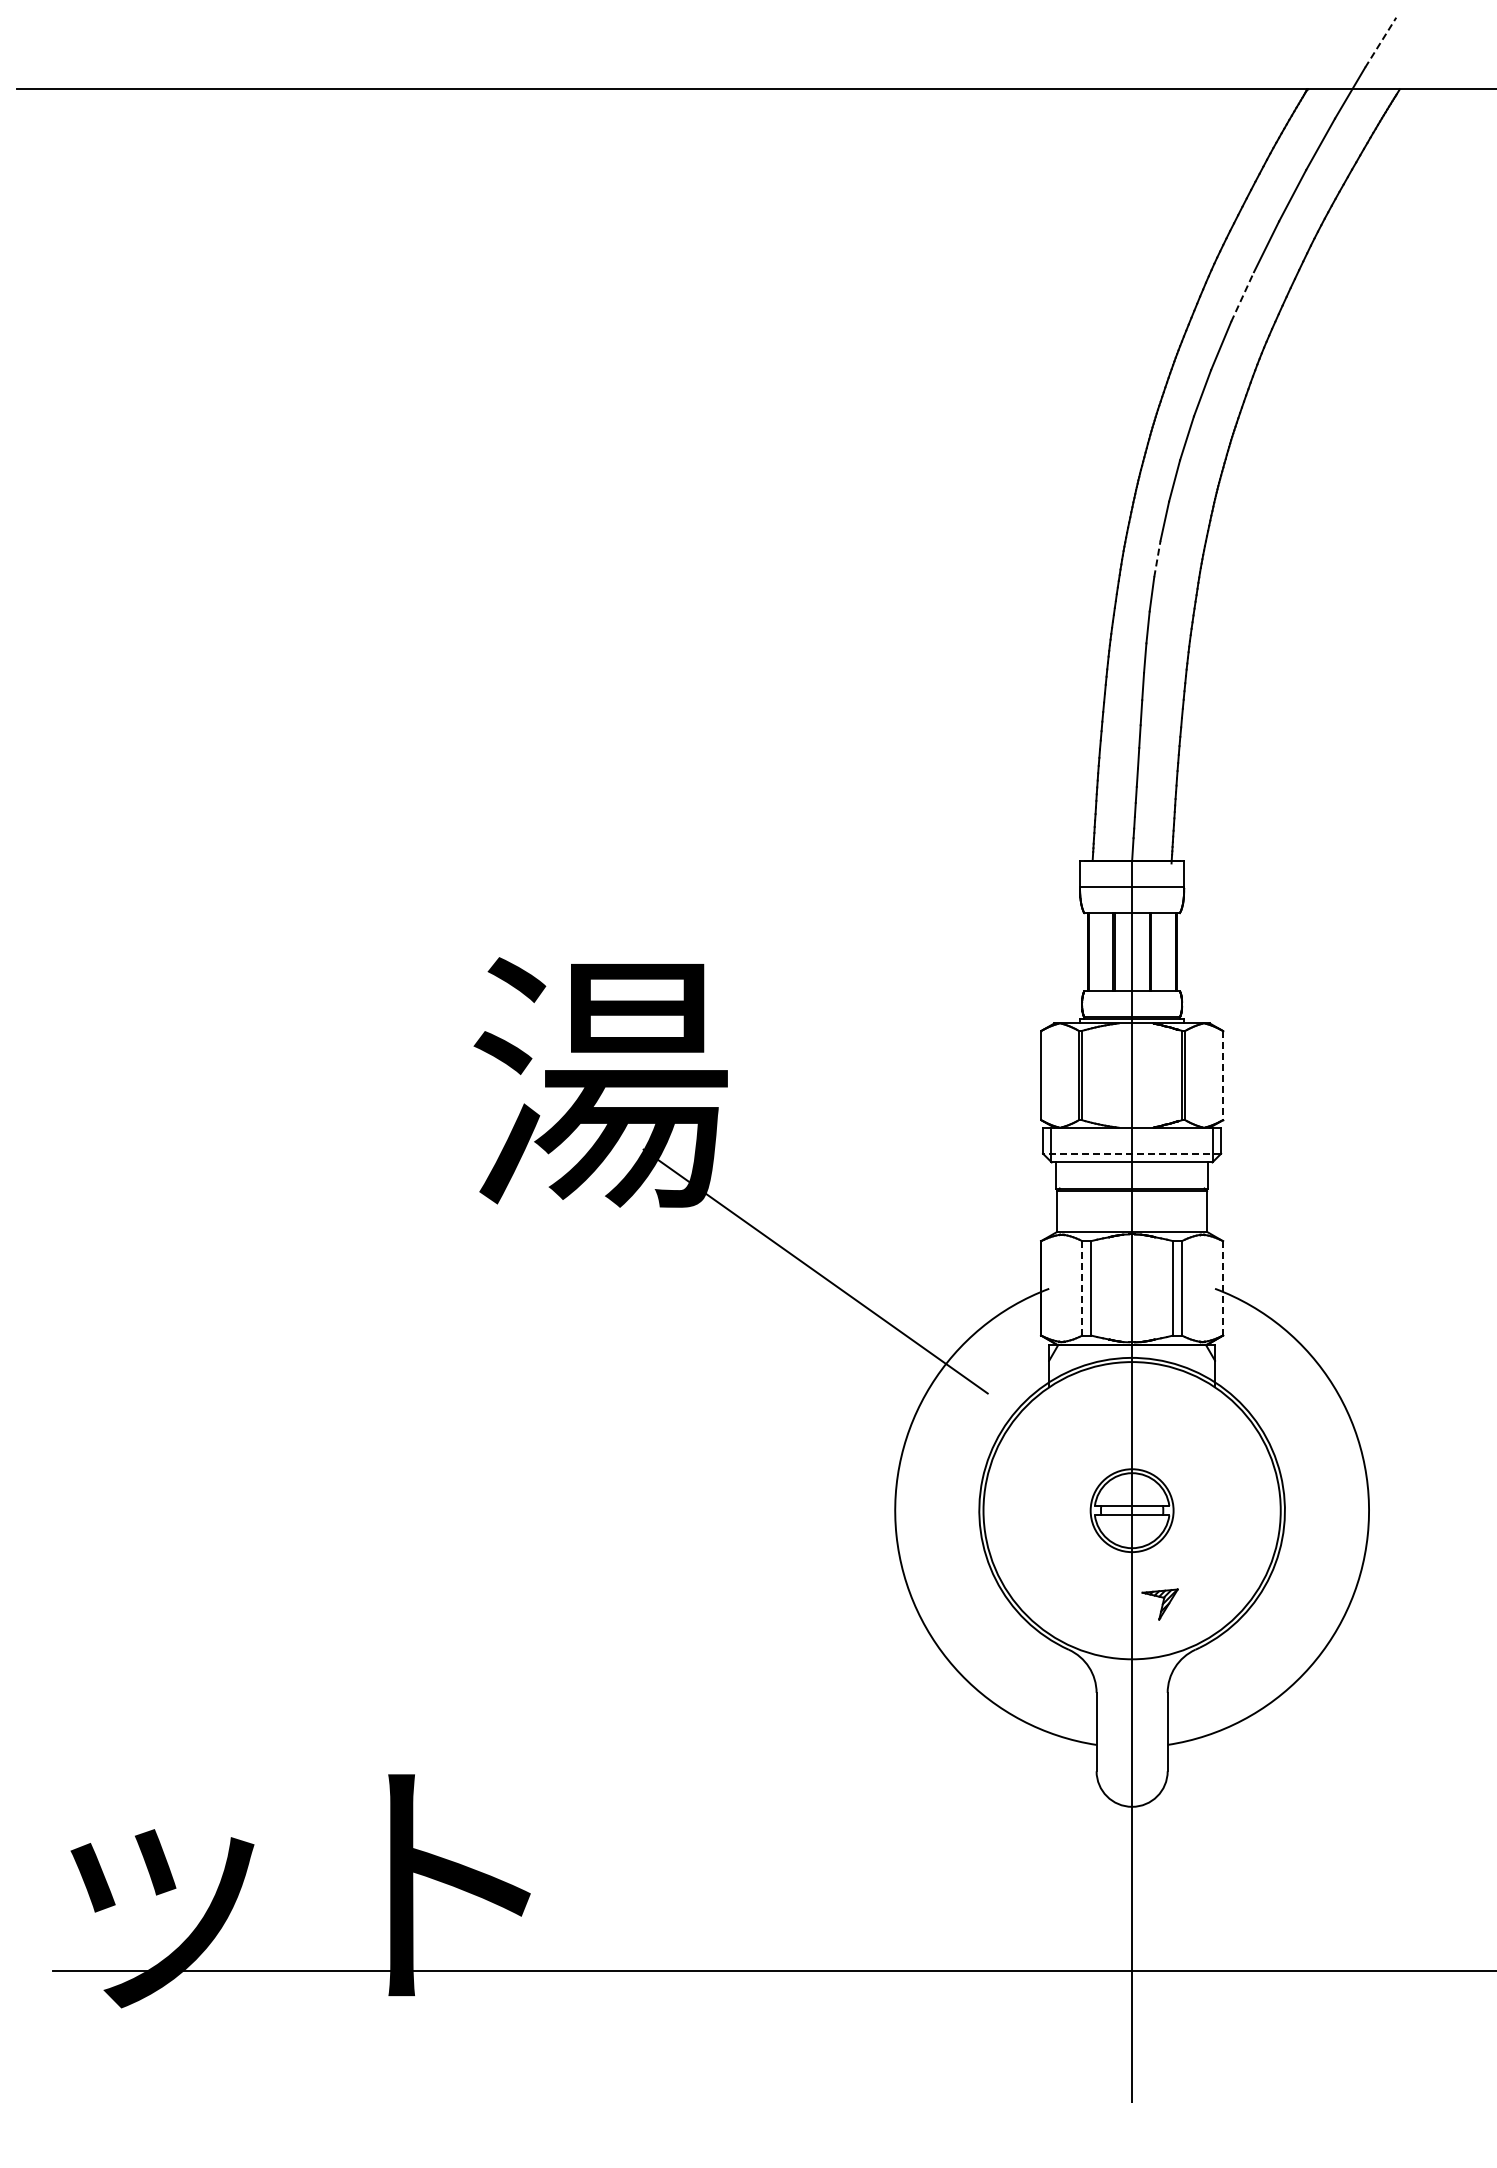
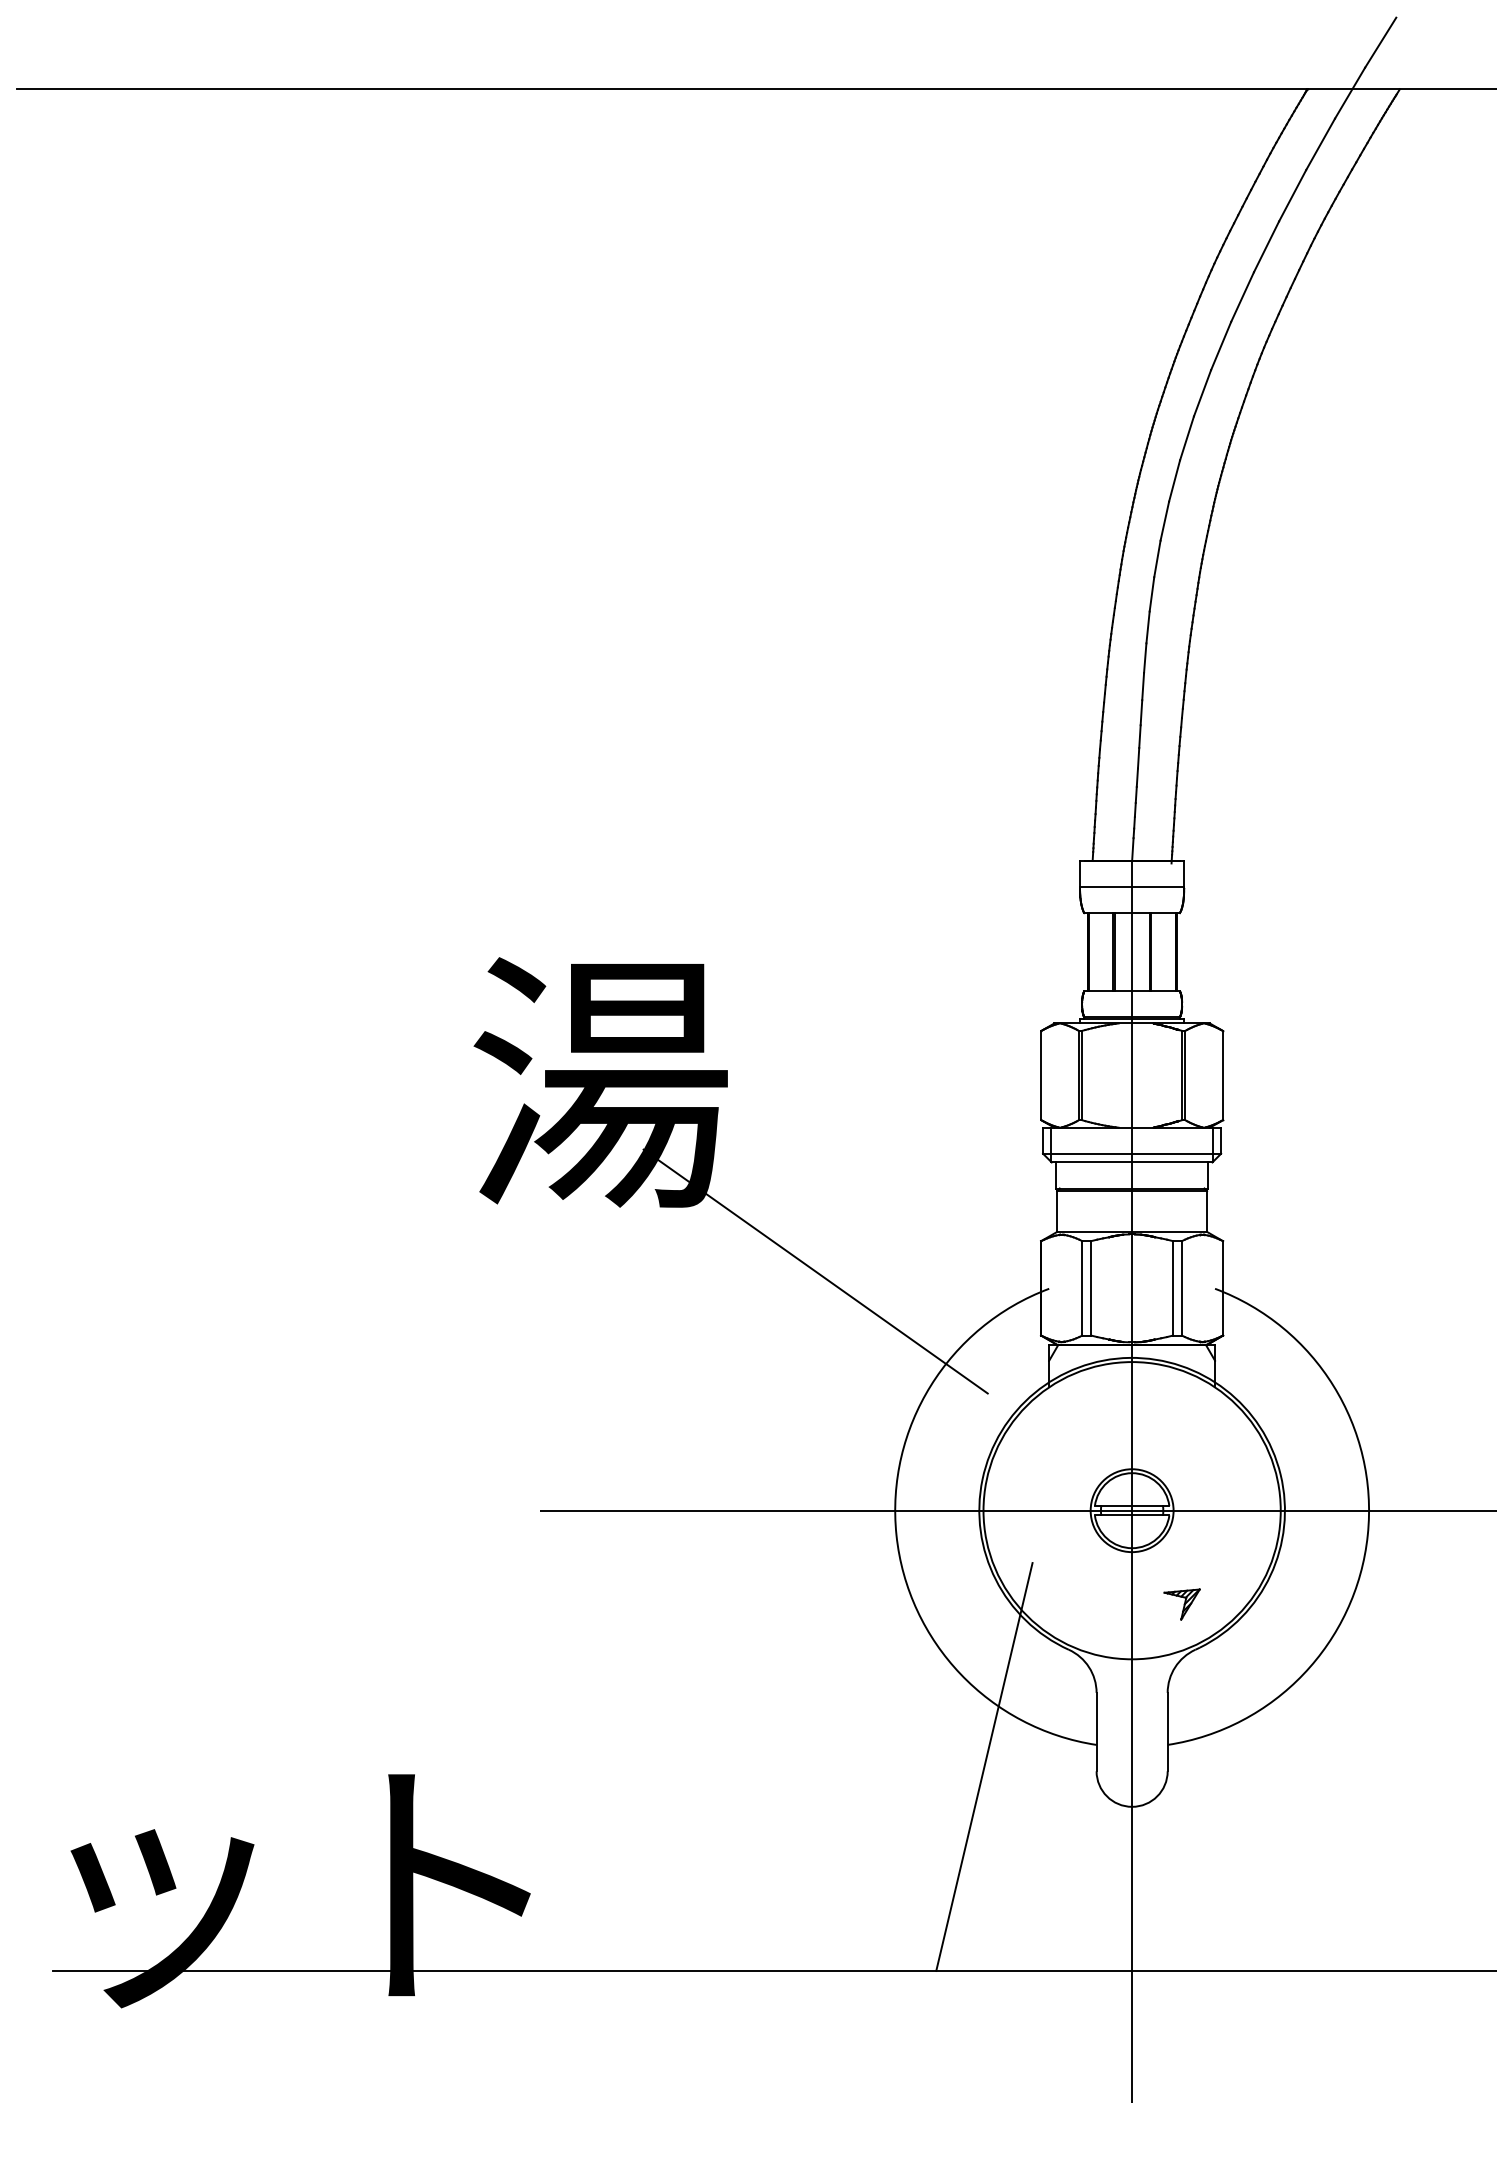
line: dashed -> solid (1380, 42)
line: dashed -> solid (1242, 296)
line: dashed -> solid (1157, 558)
line: dashed -> solid (1222, 1075)
line: dashed -> solid (1131, 1153)
line: dashed -> solid (1082, 1288)
line: dashed -> solid (1222, 1288)
line: none -> present (1016, 1510)
part position: (1159, 1604) -> (1181, 1604) (1181, 1604)
line: none -> present (984, 1766)
